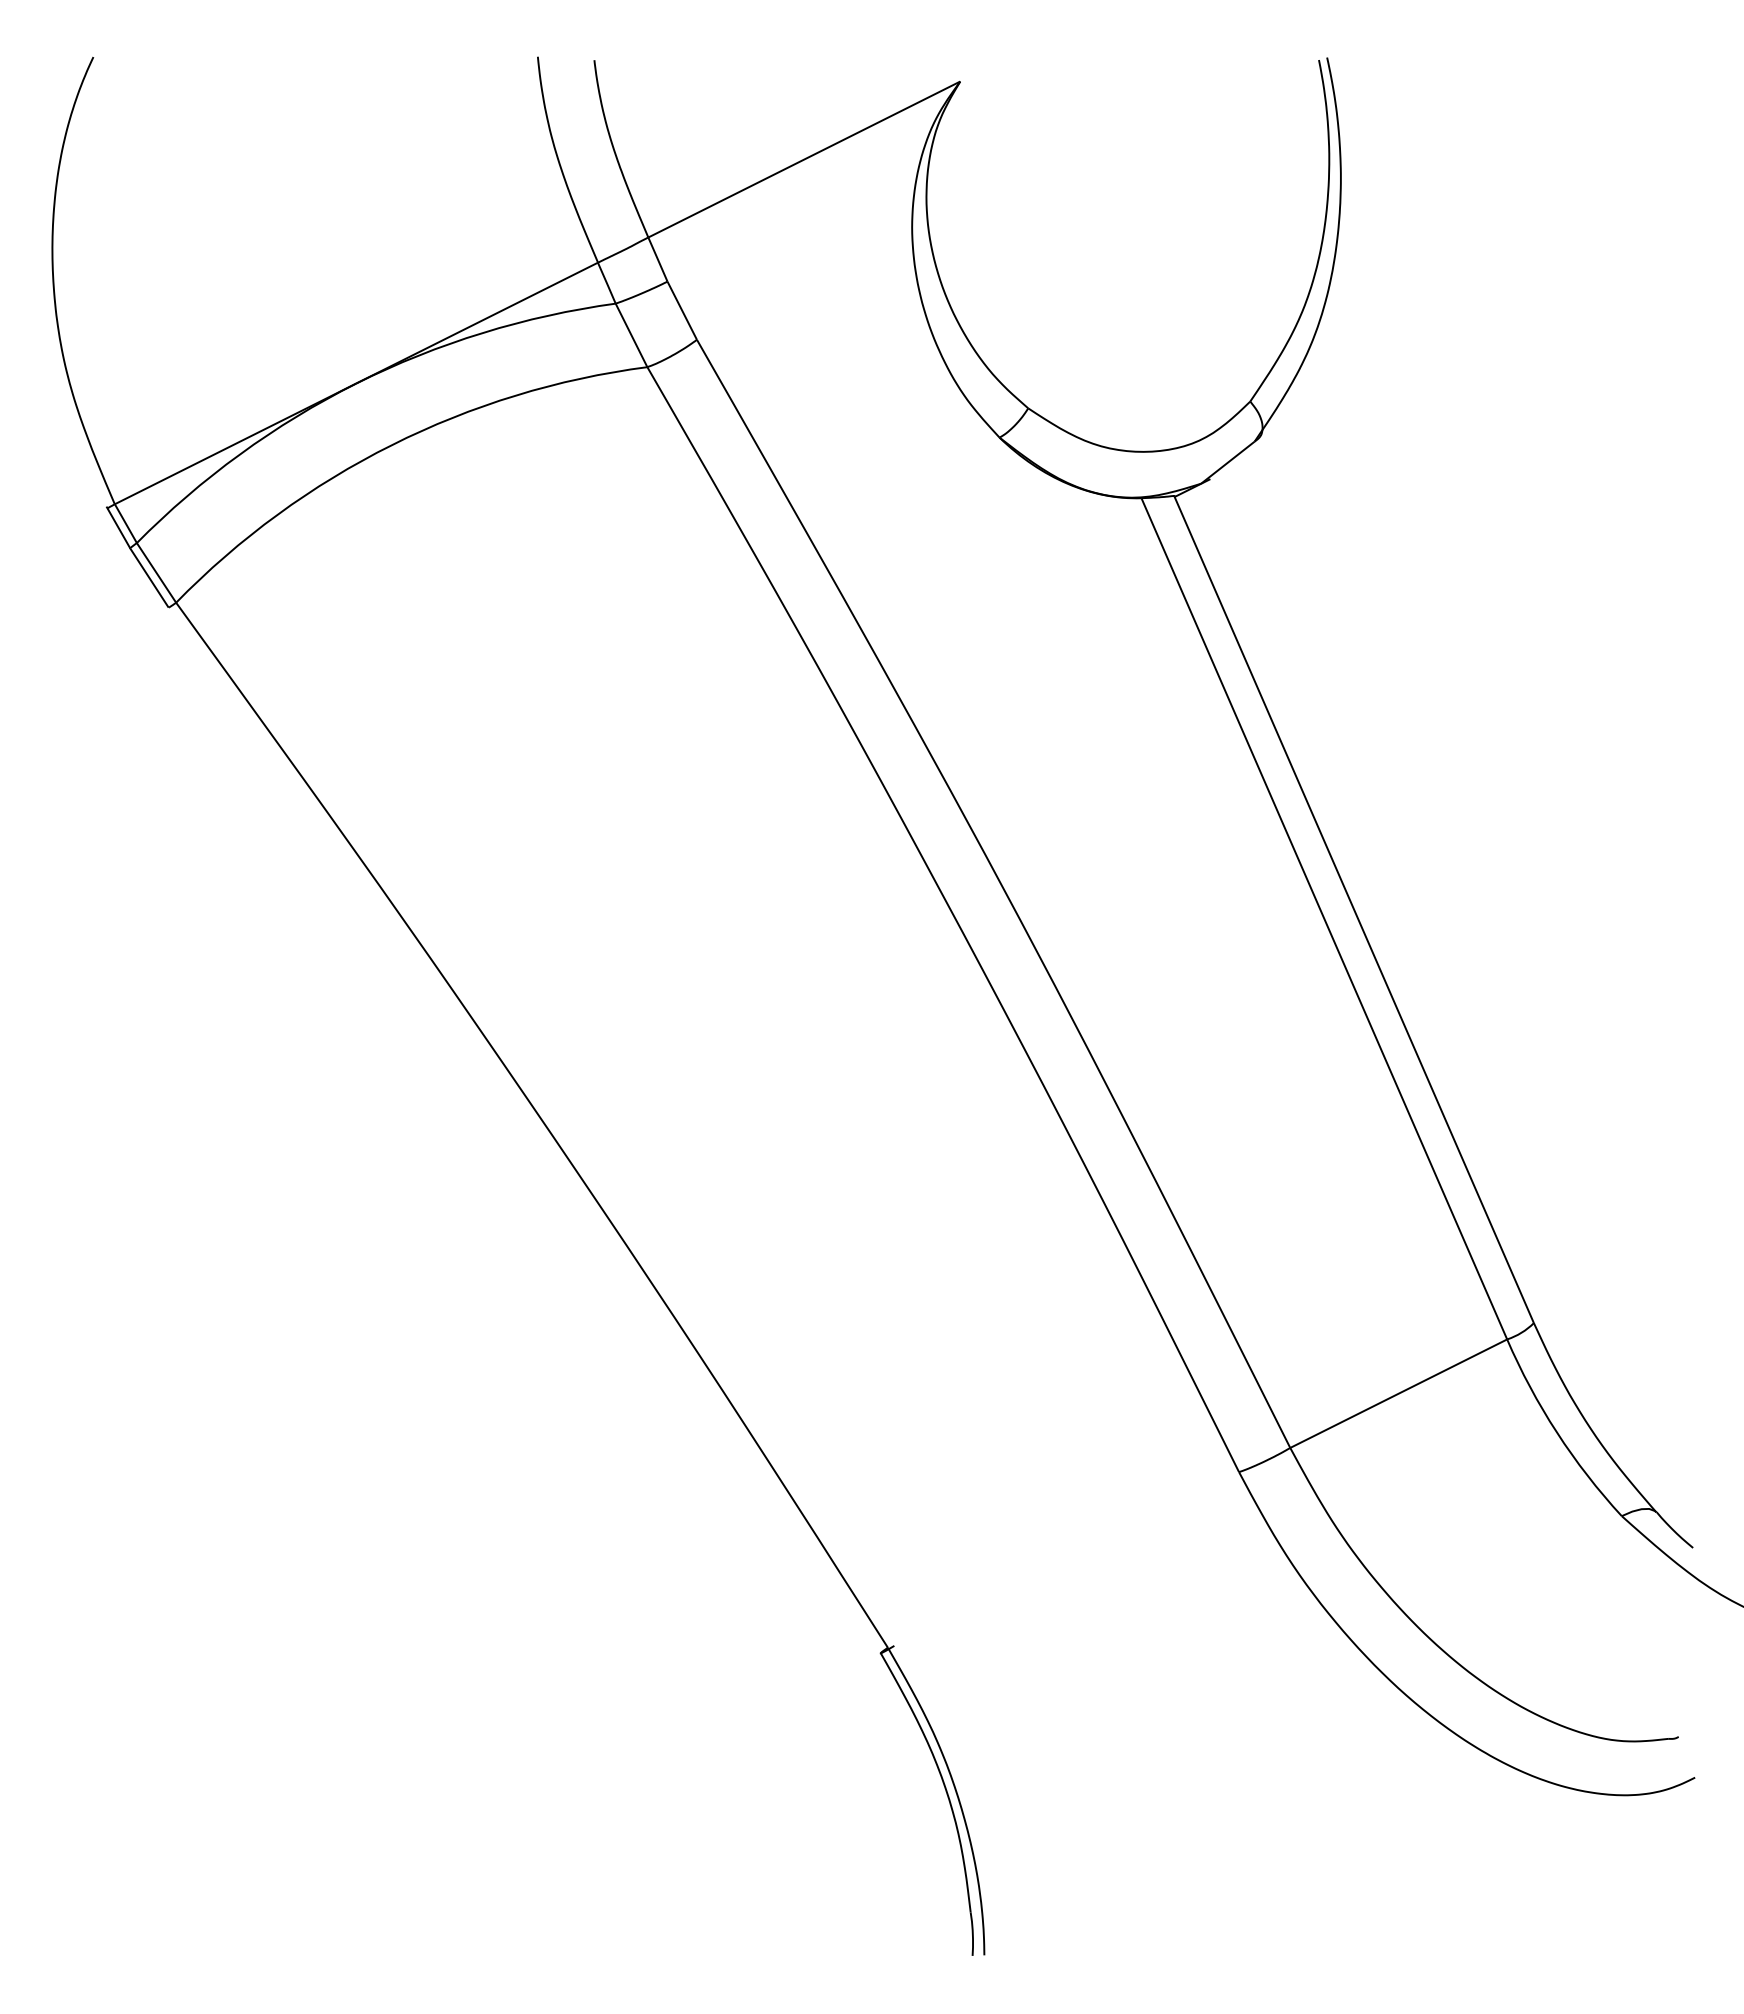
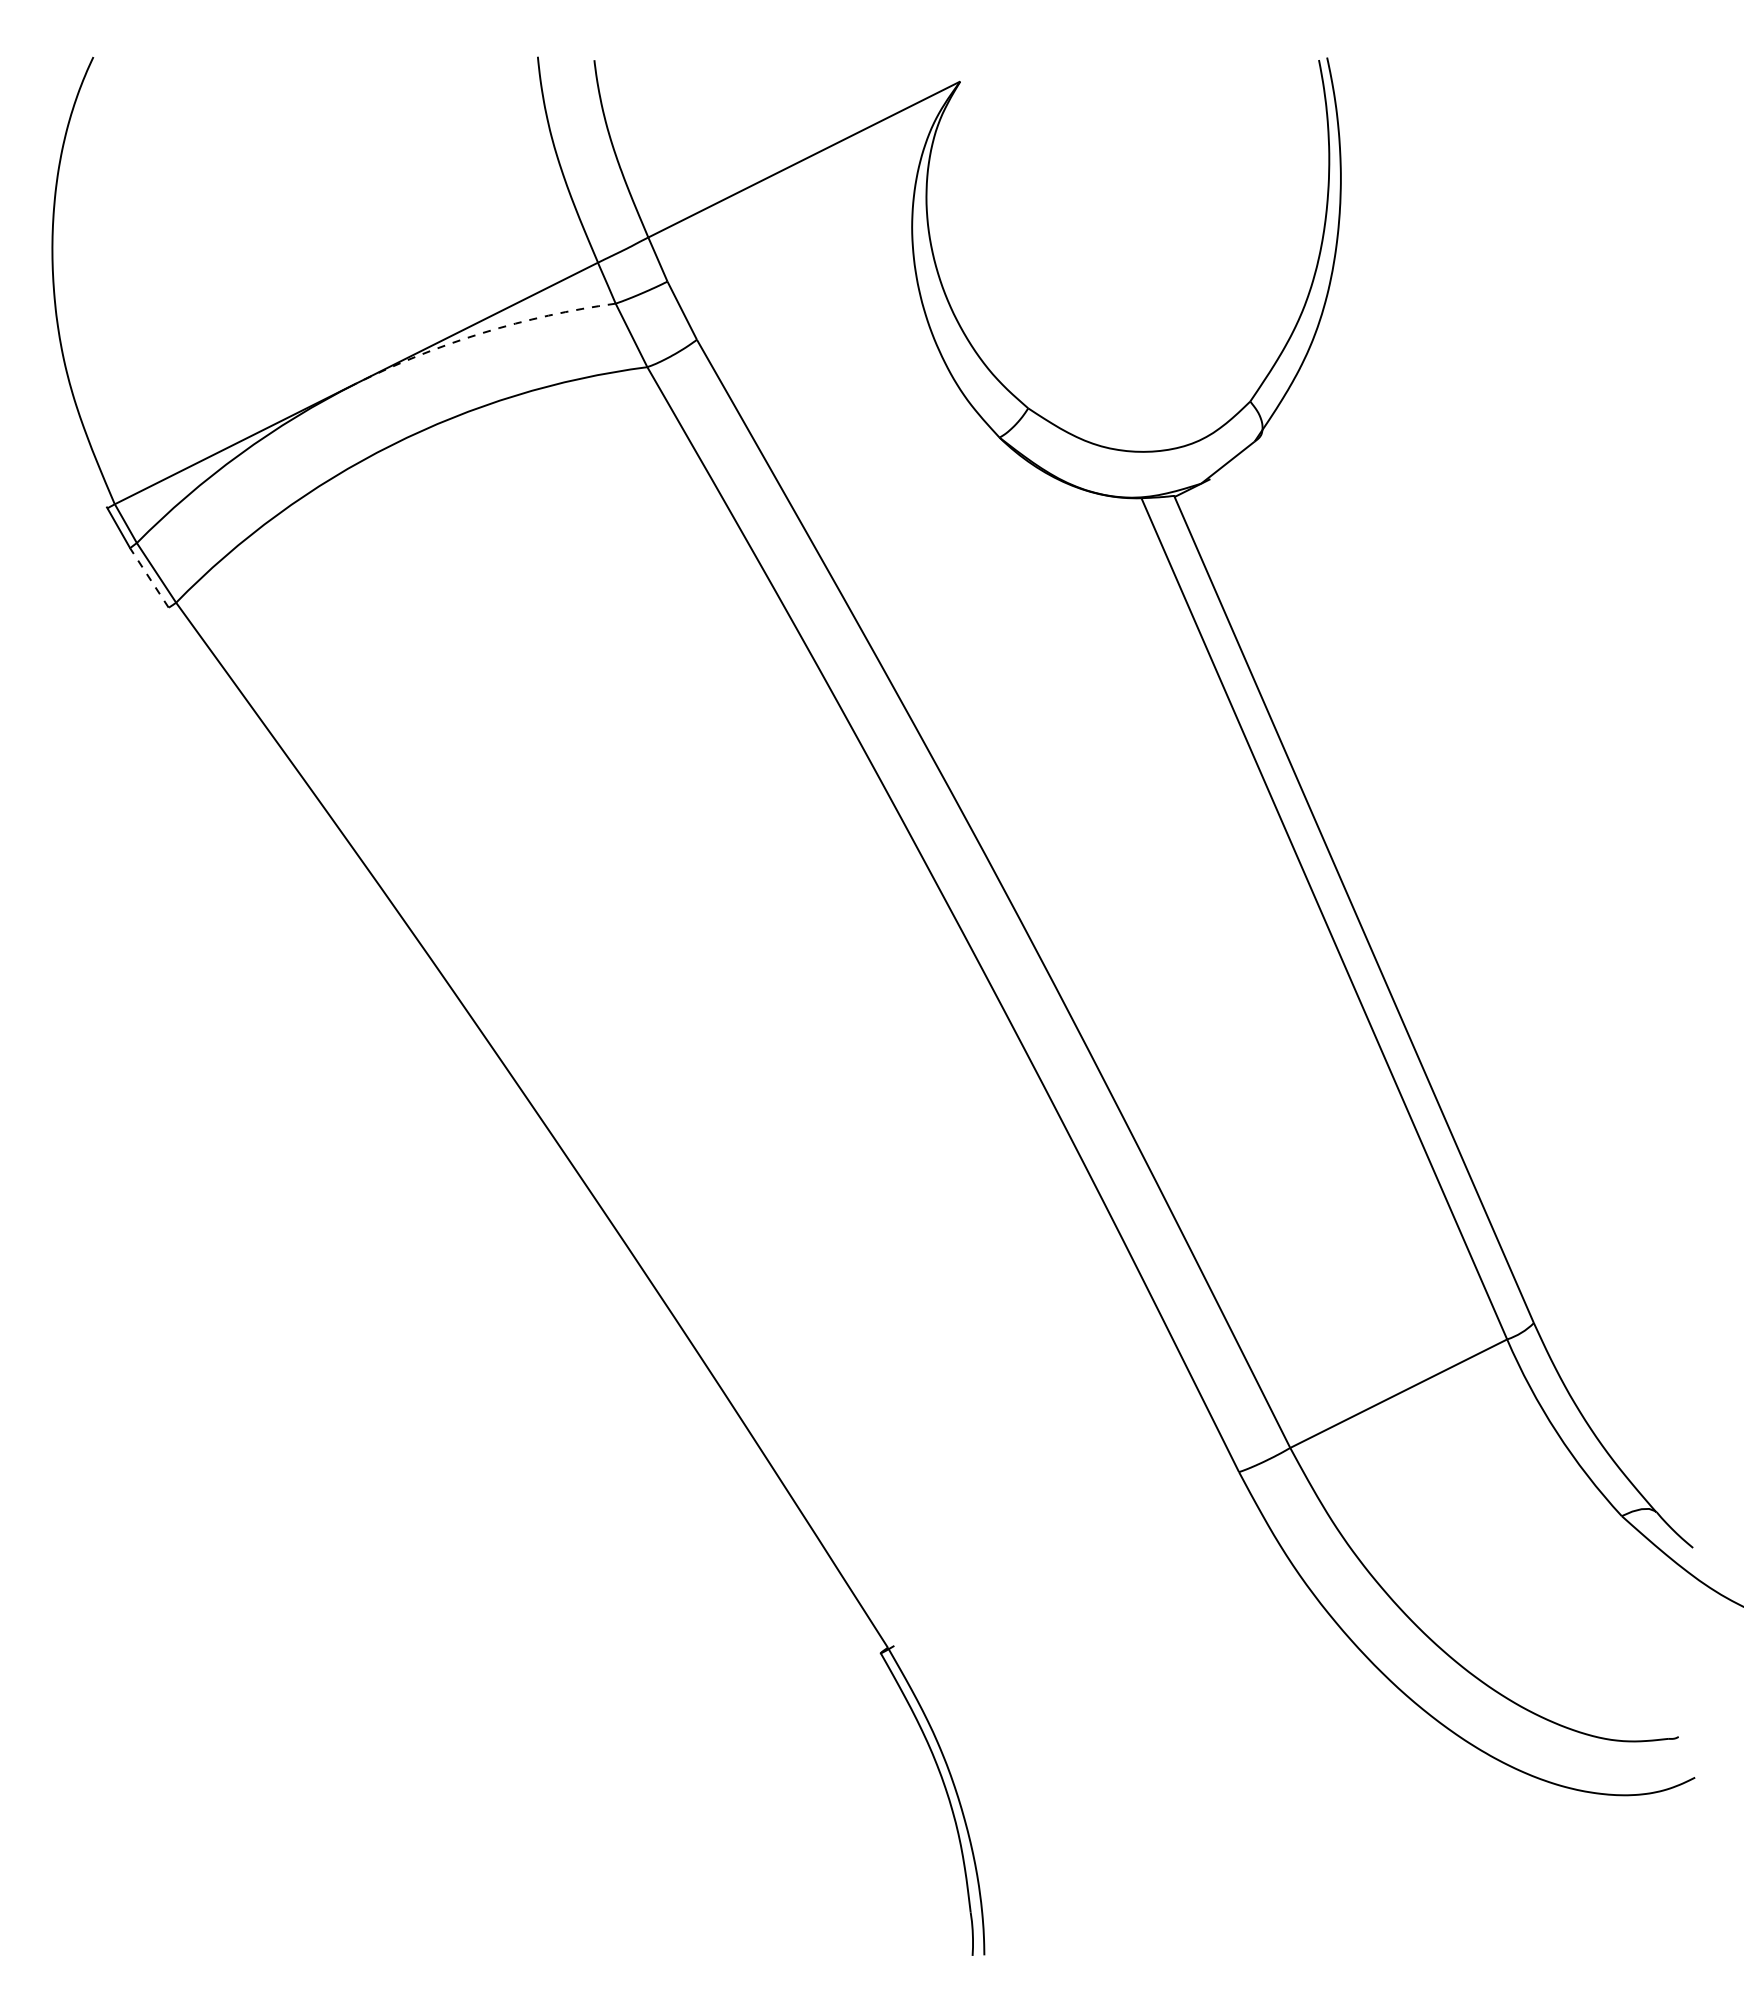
line: solid -> dashed (482, 333)
line: solid -> dashed (149, 577)
